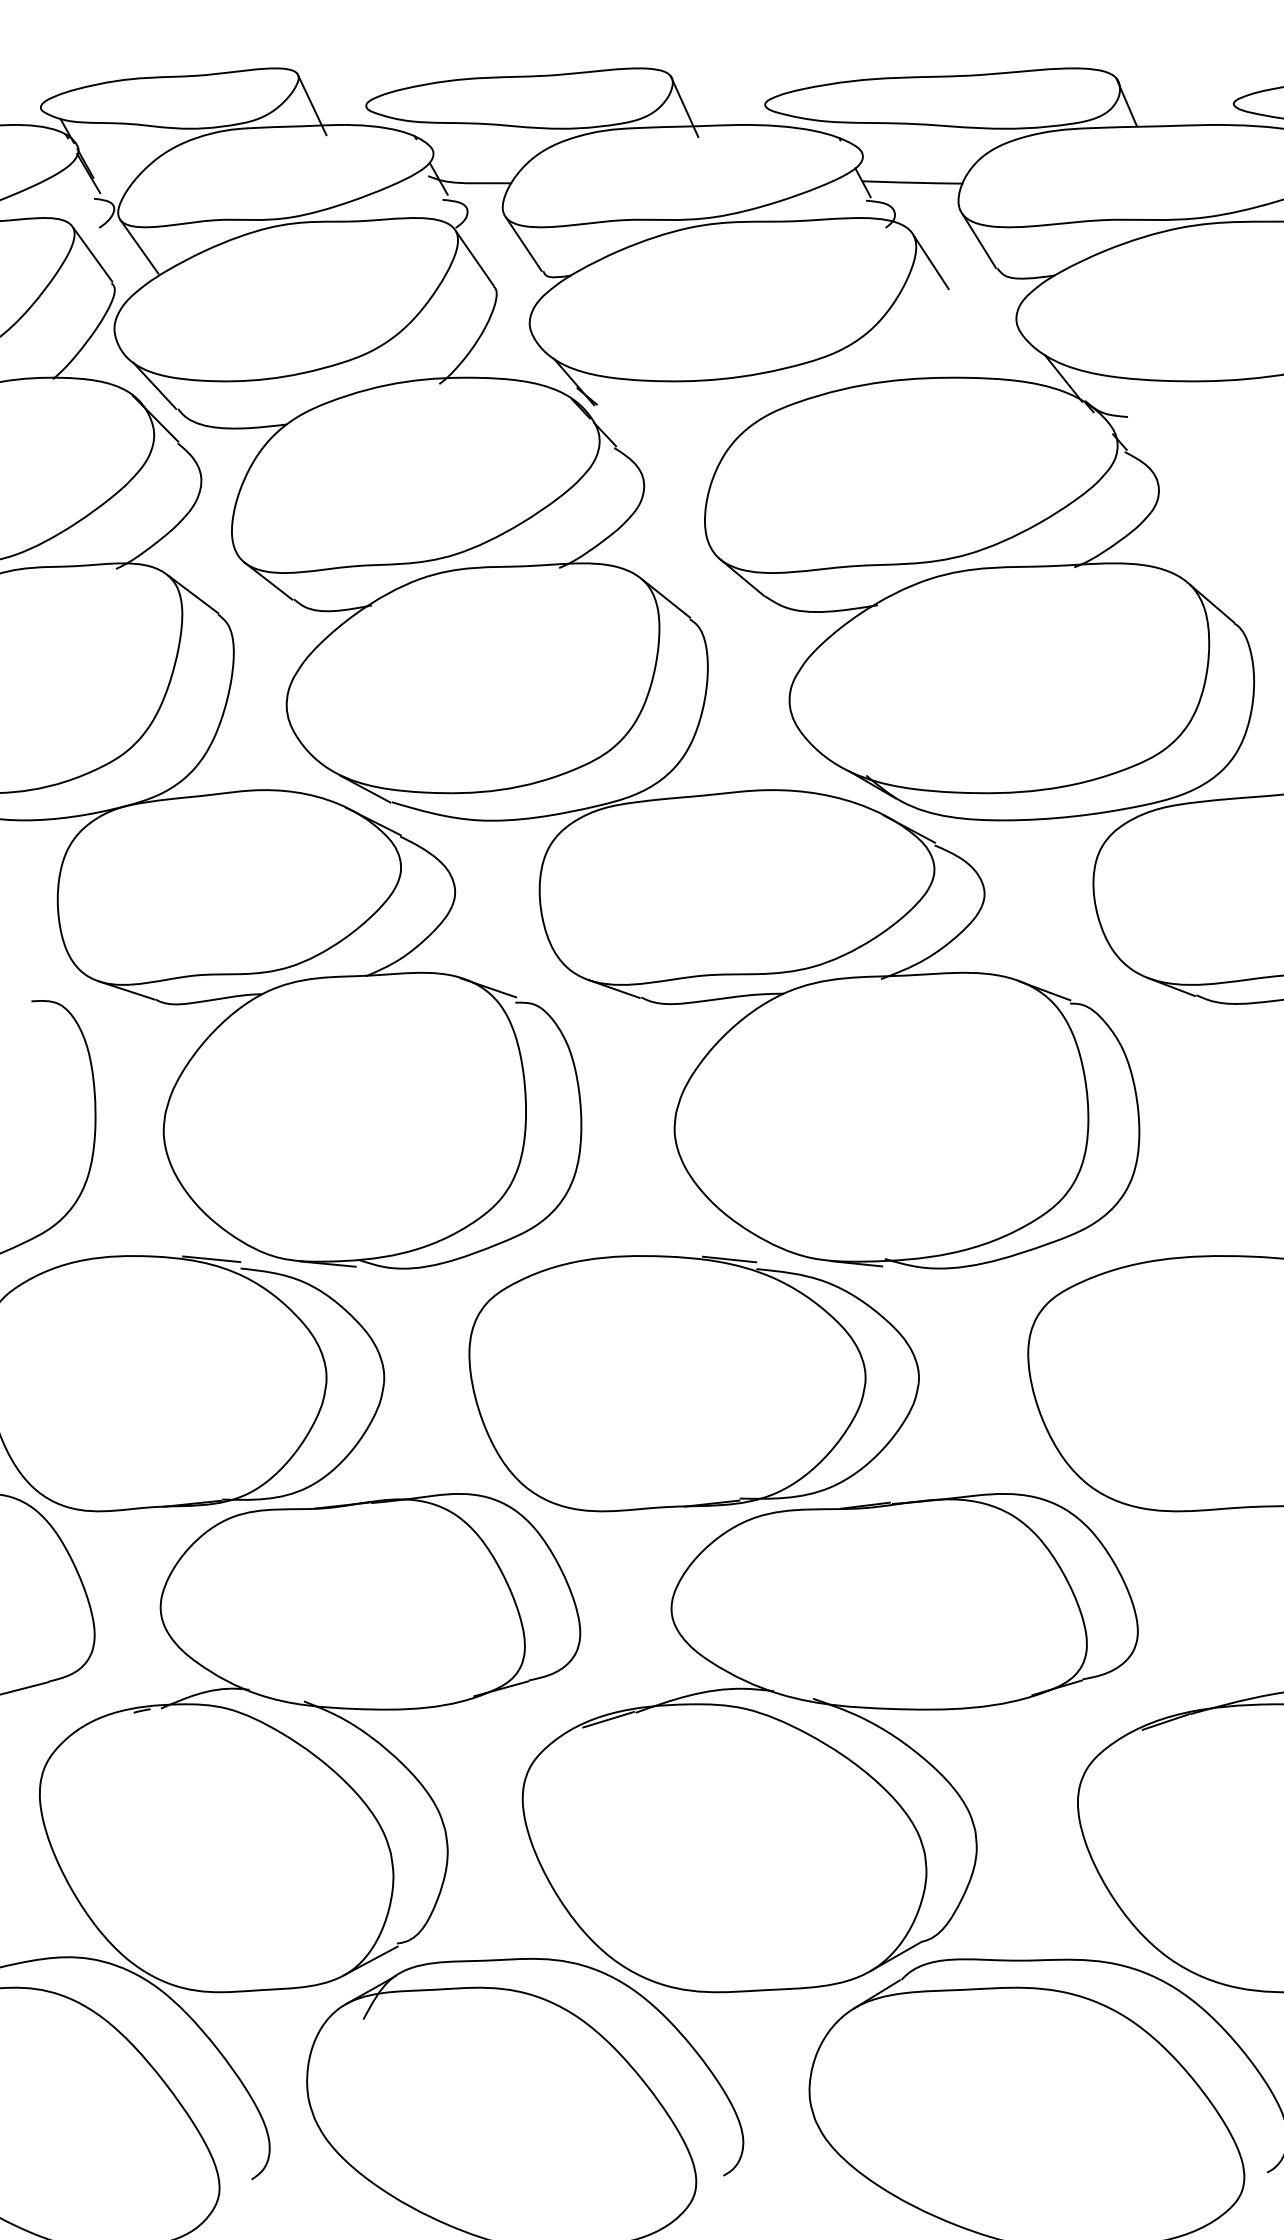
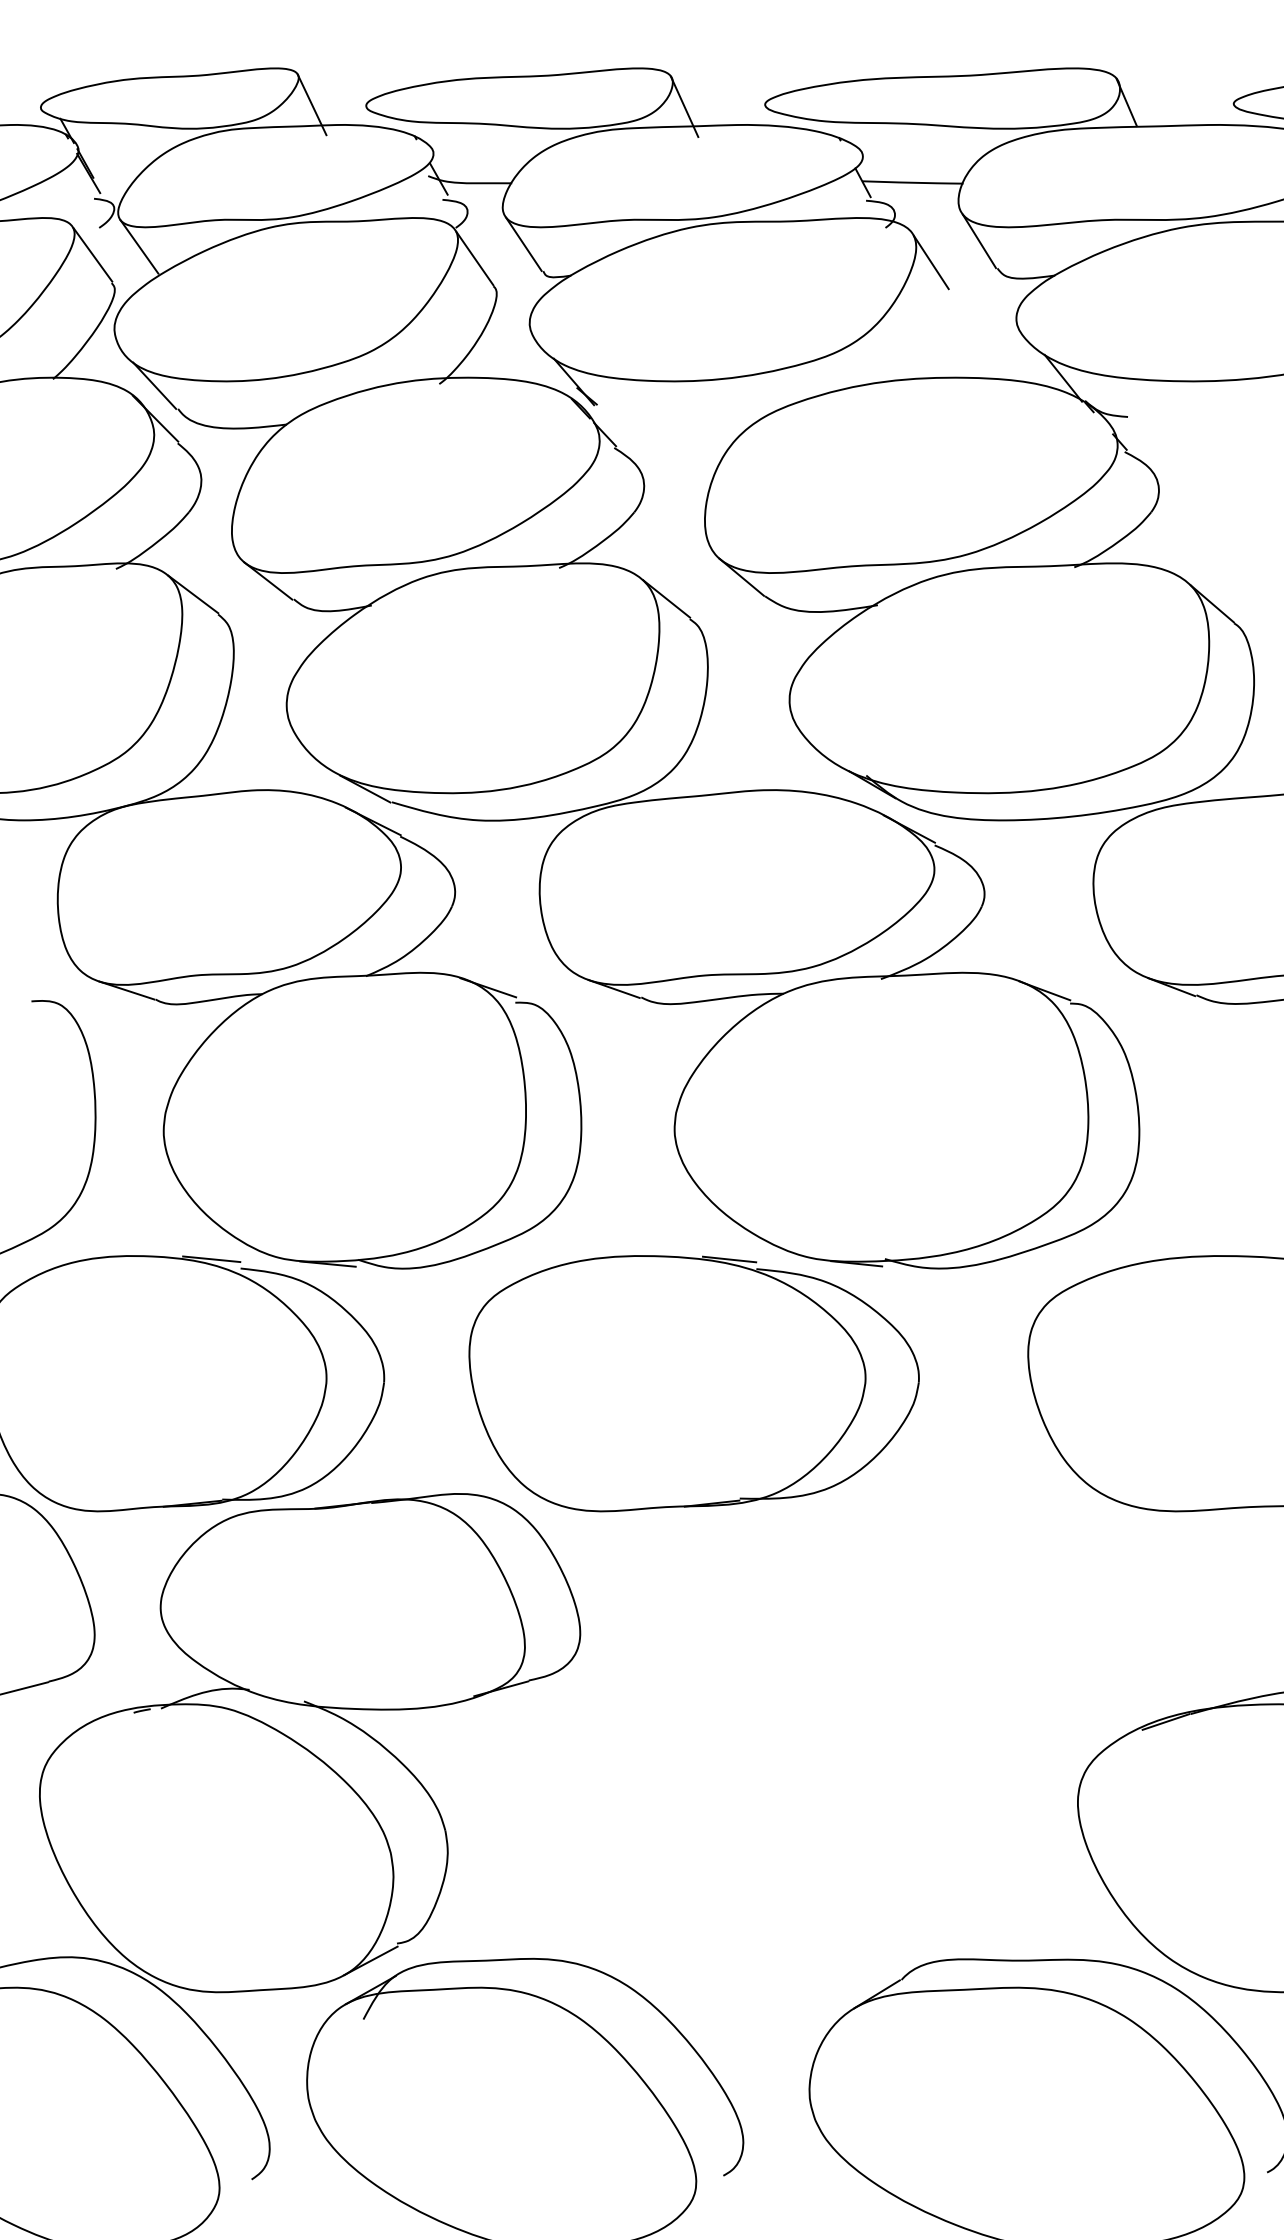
part: present -> none (829, 1743)
